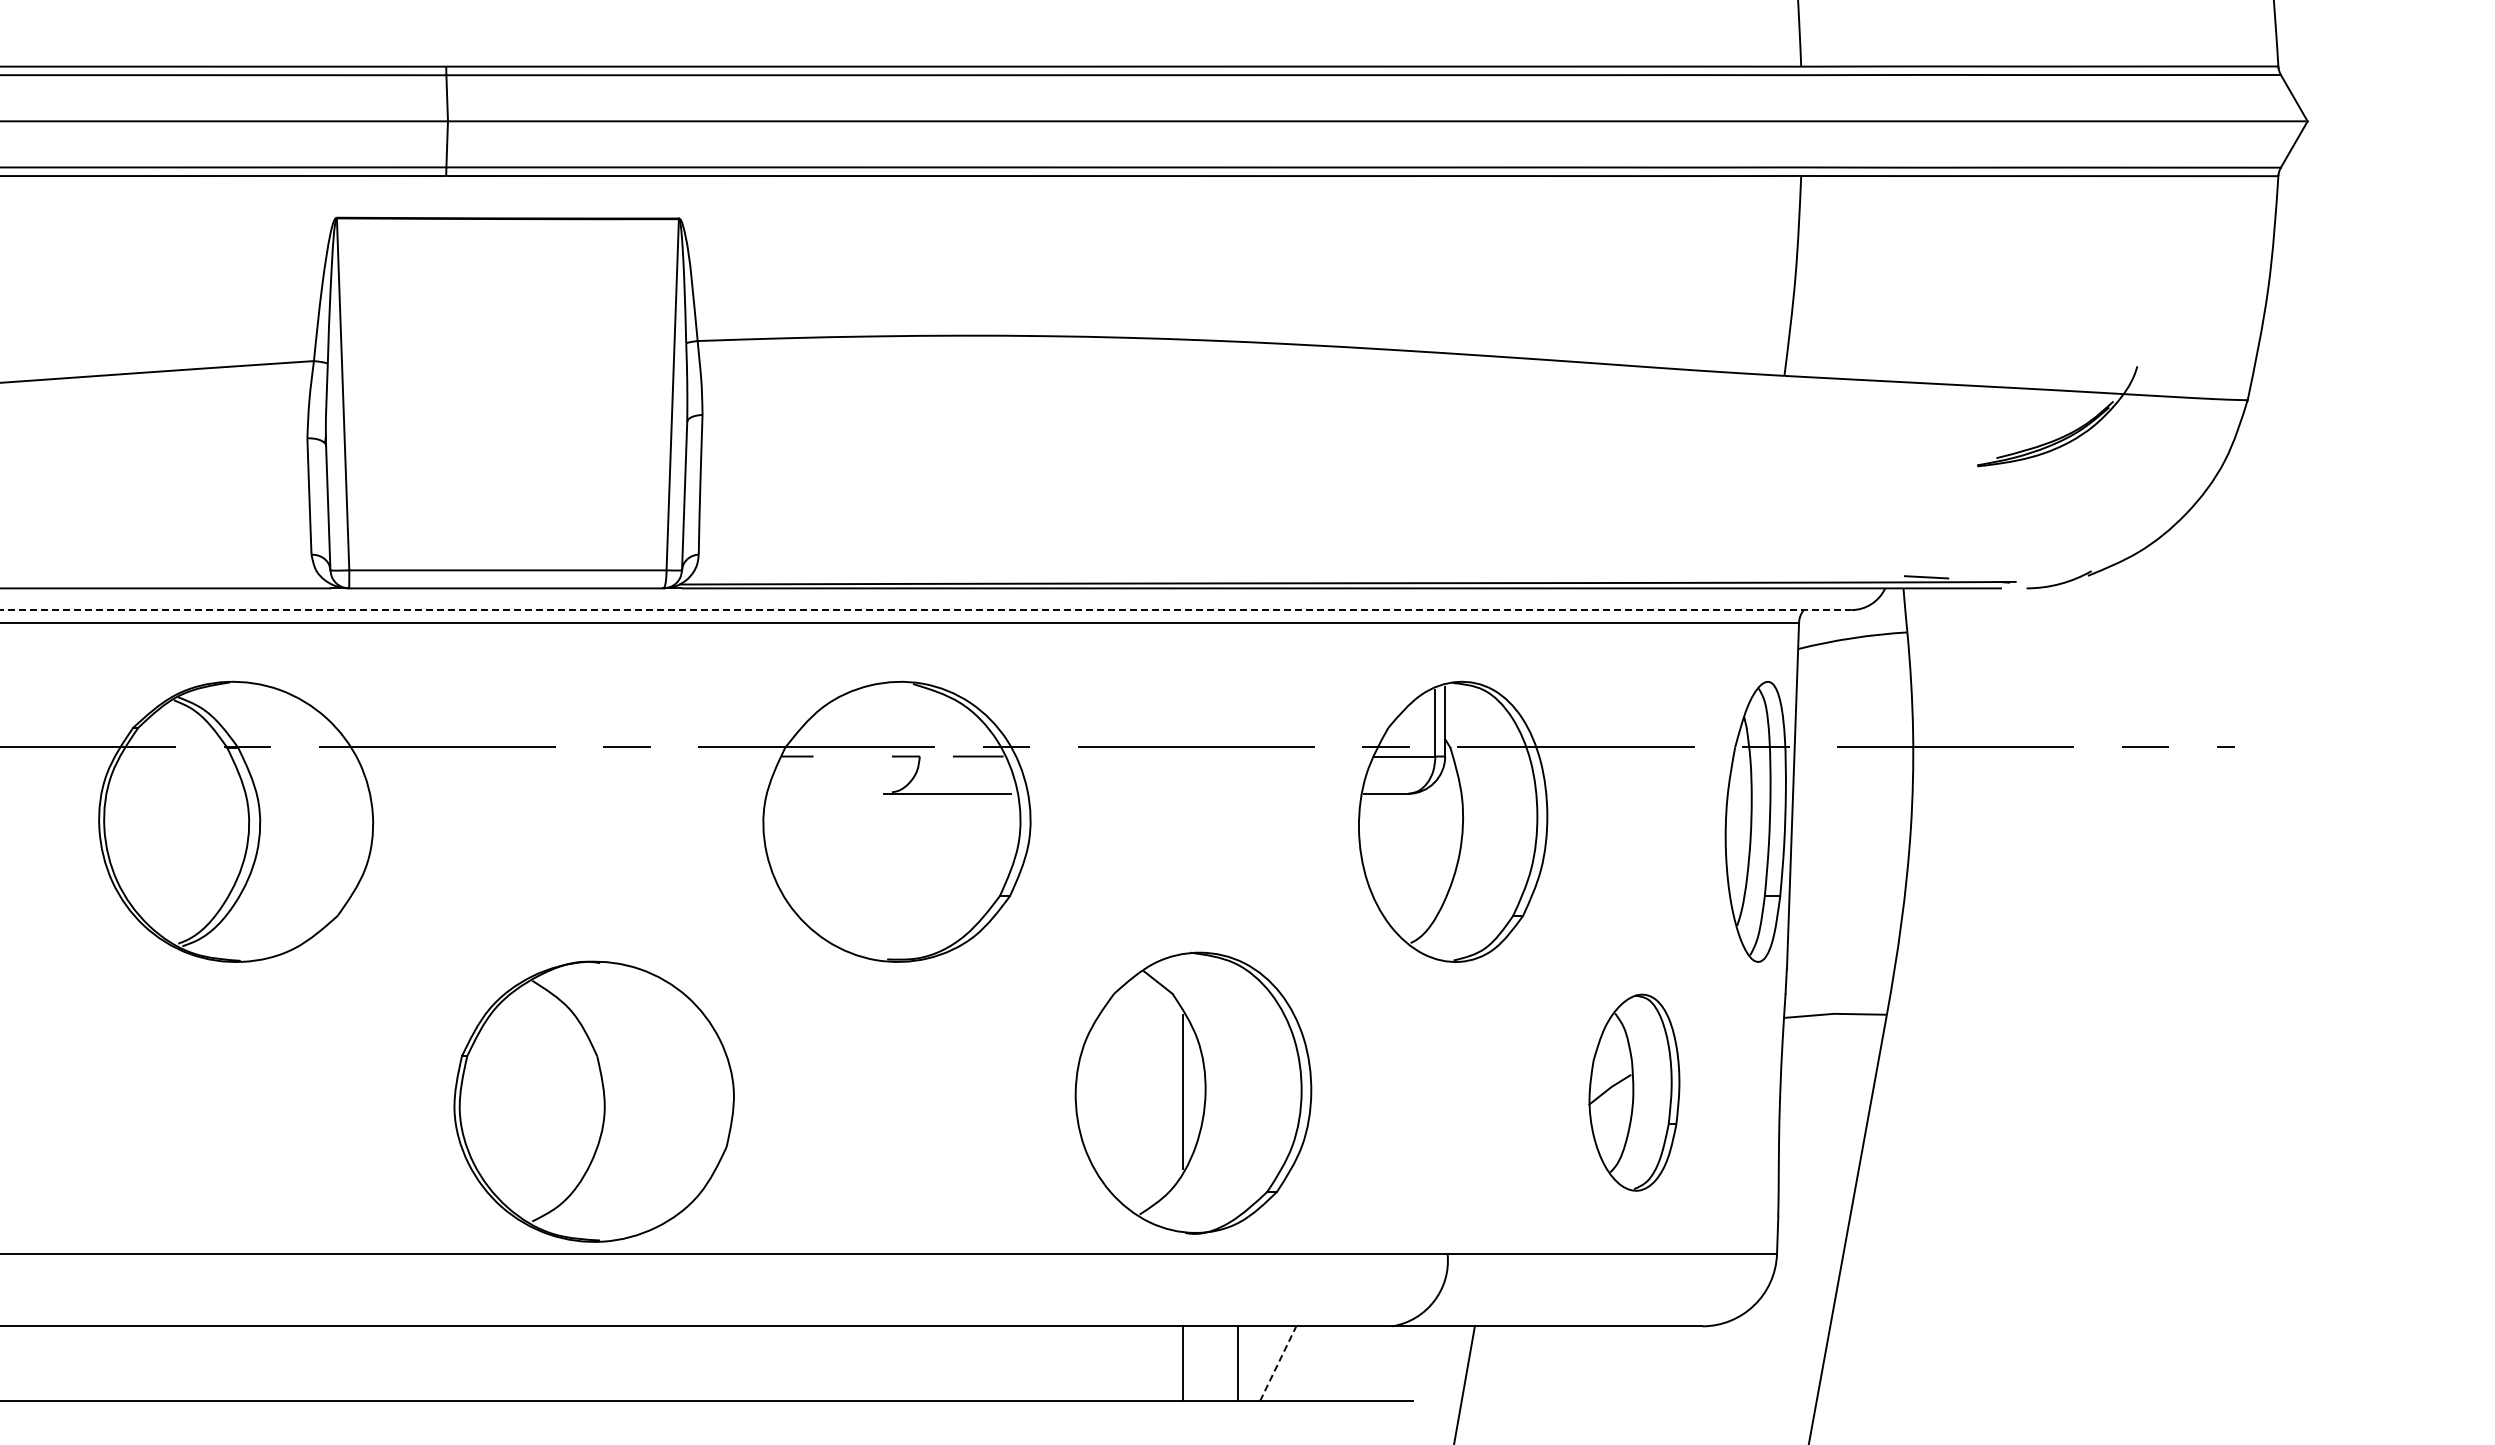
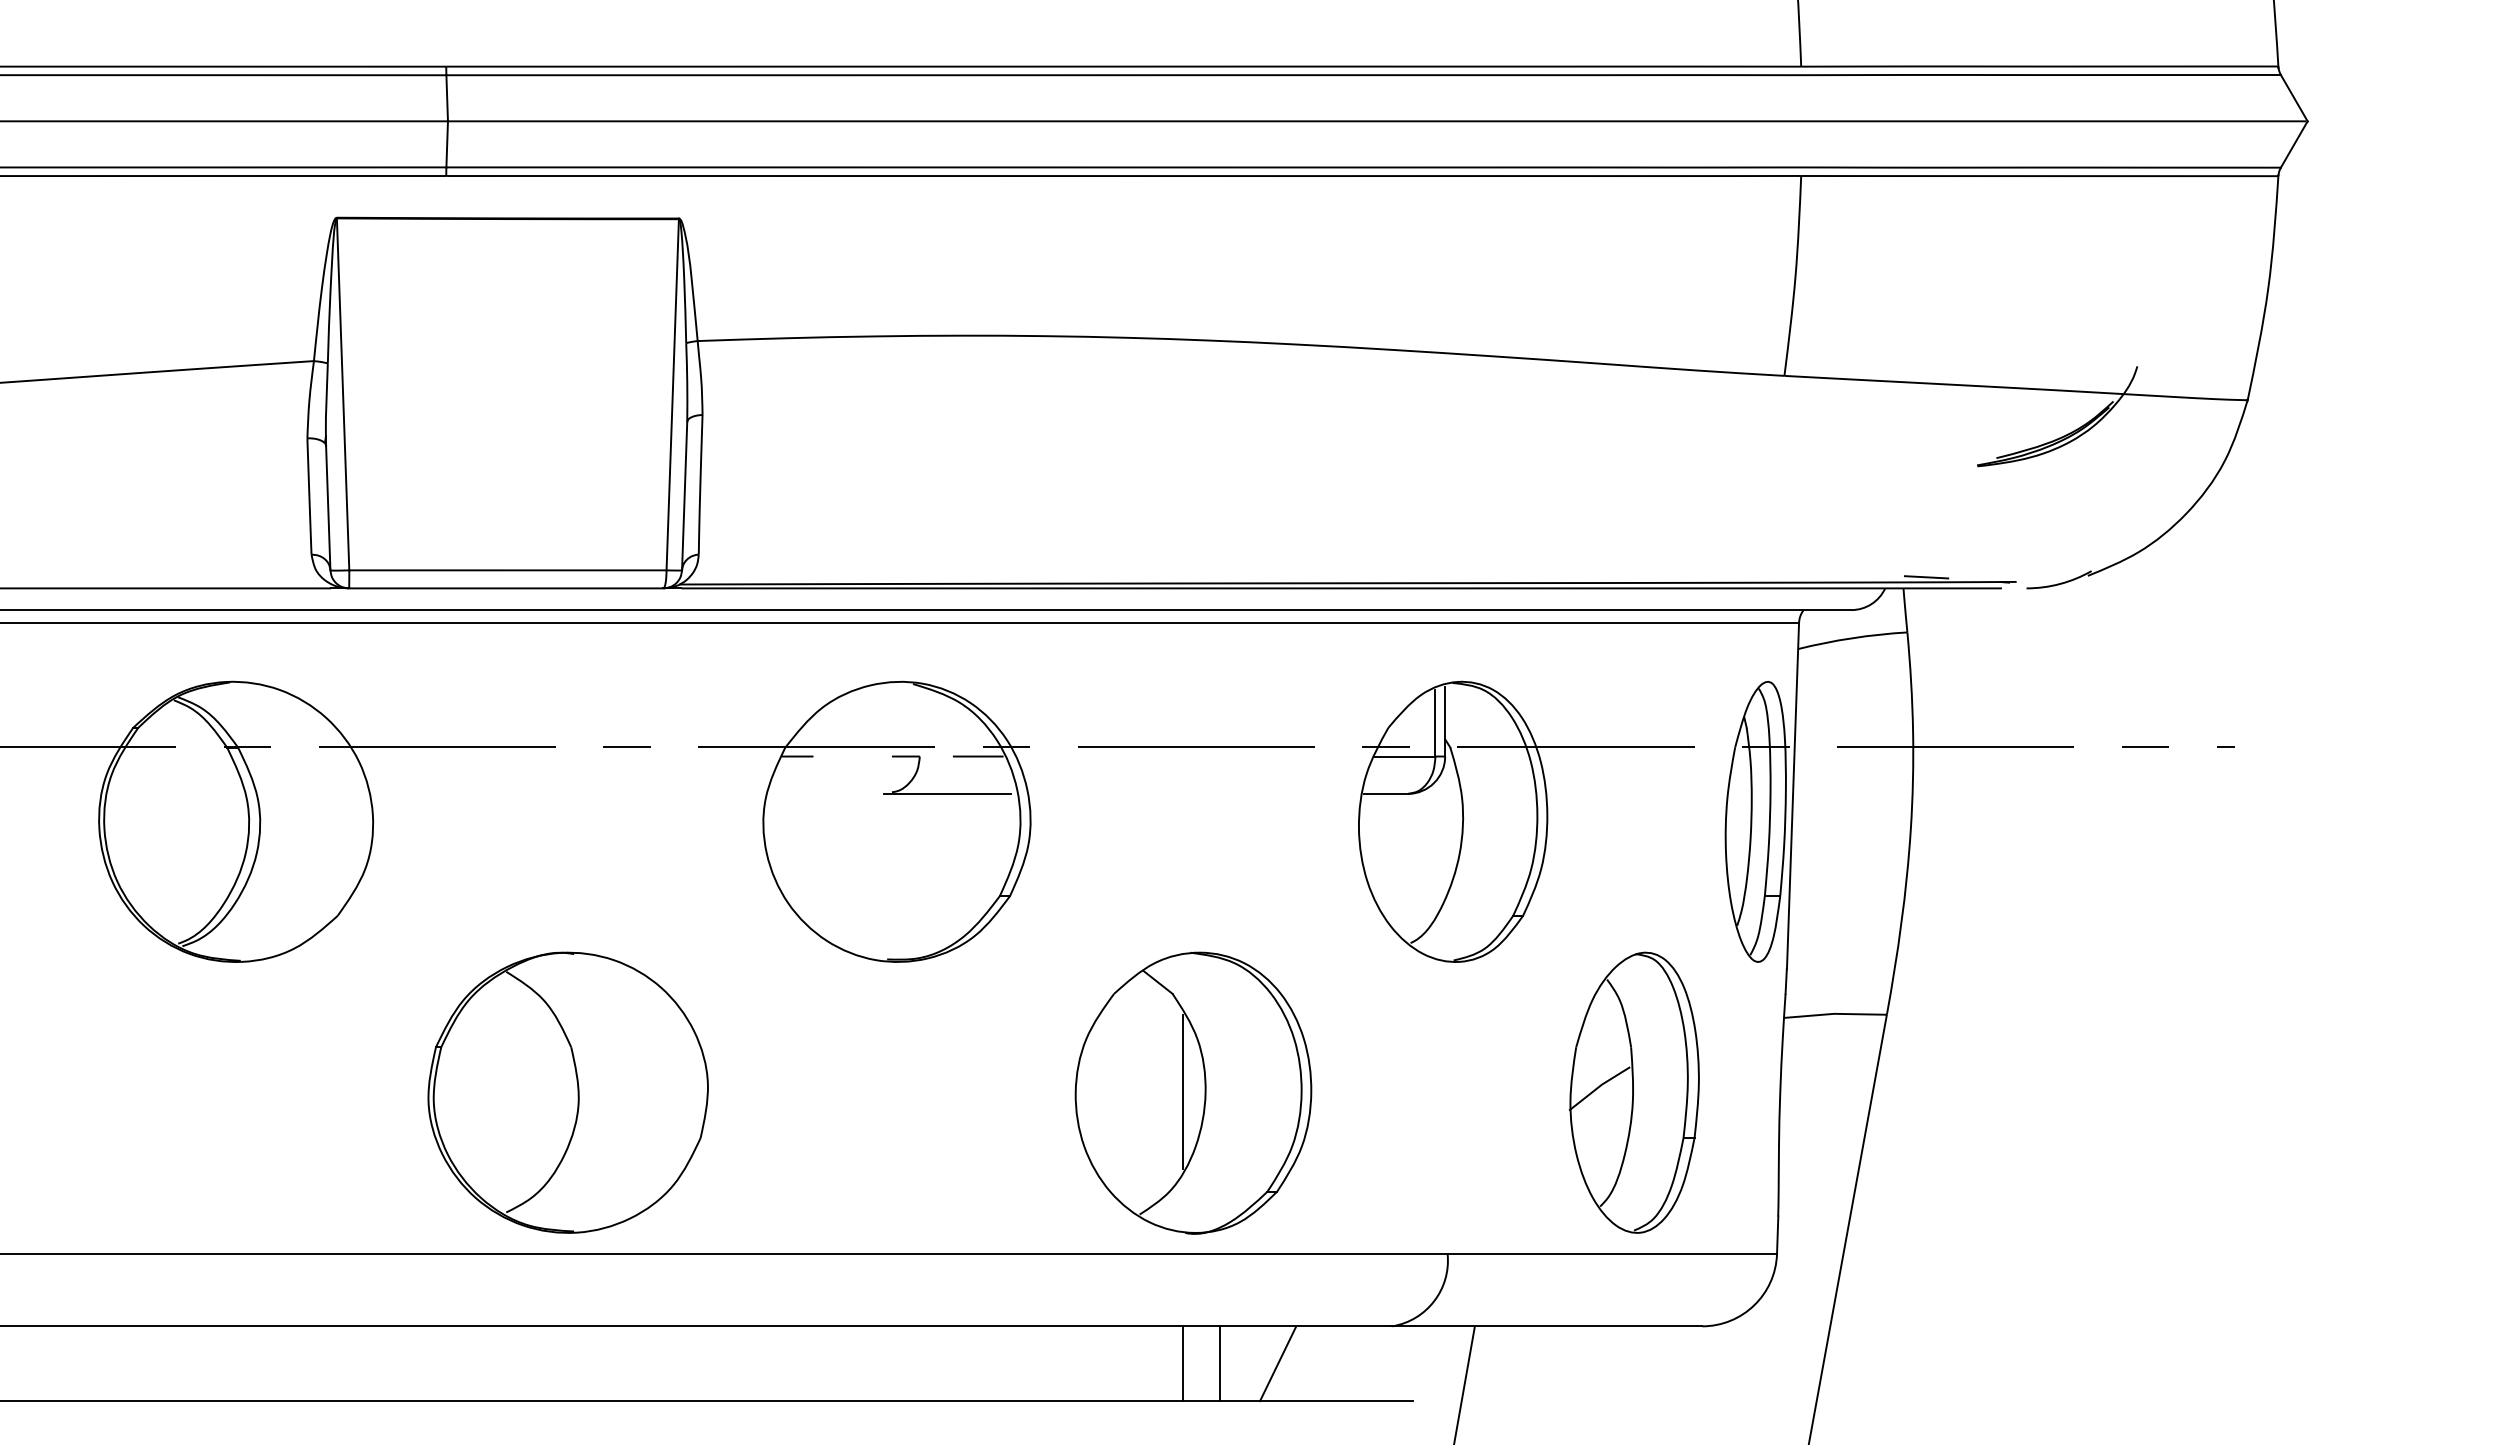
line: dashed -> solid (926, 610)
part size: 93x199 px -> 132x283 px (1633, 1092)
part position: (593, 1101) -> (567, 1092) (567, 1092)
line position: (1238, 1363) -> (1220, 1363) (1220, 1363)
line: dashed -> solid (1278, 1363)
